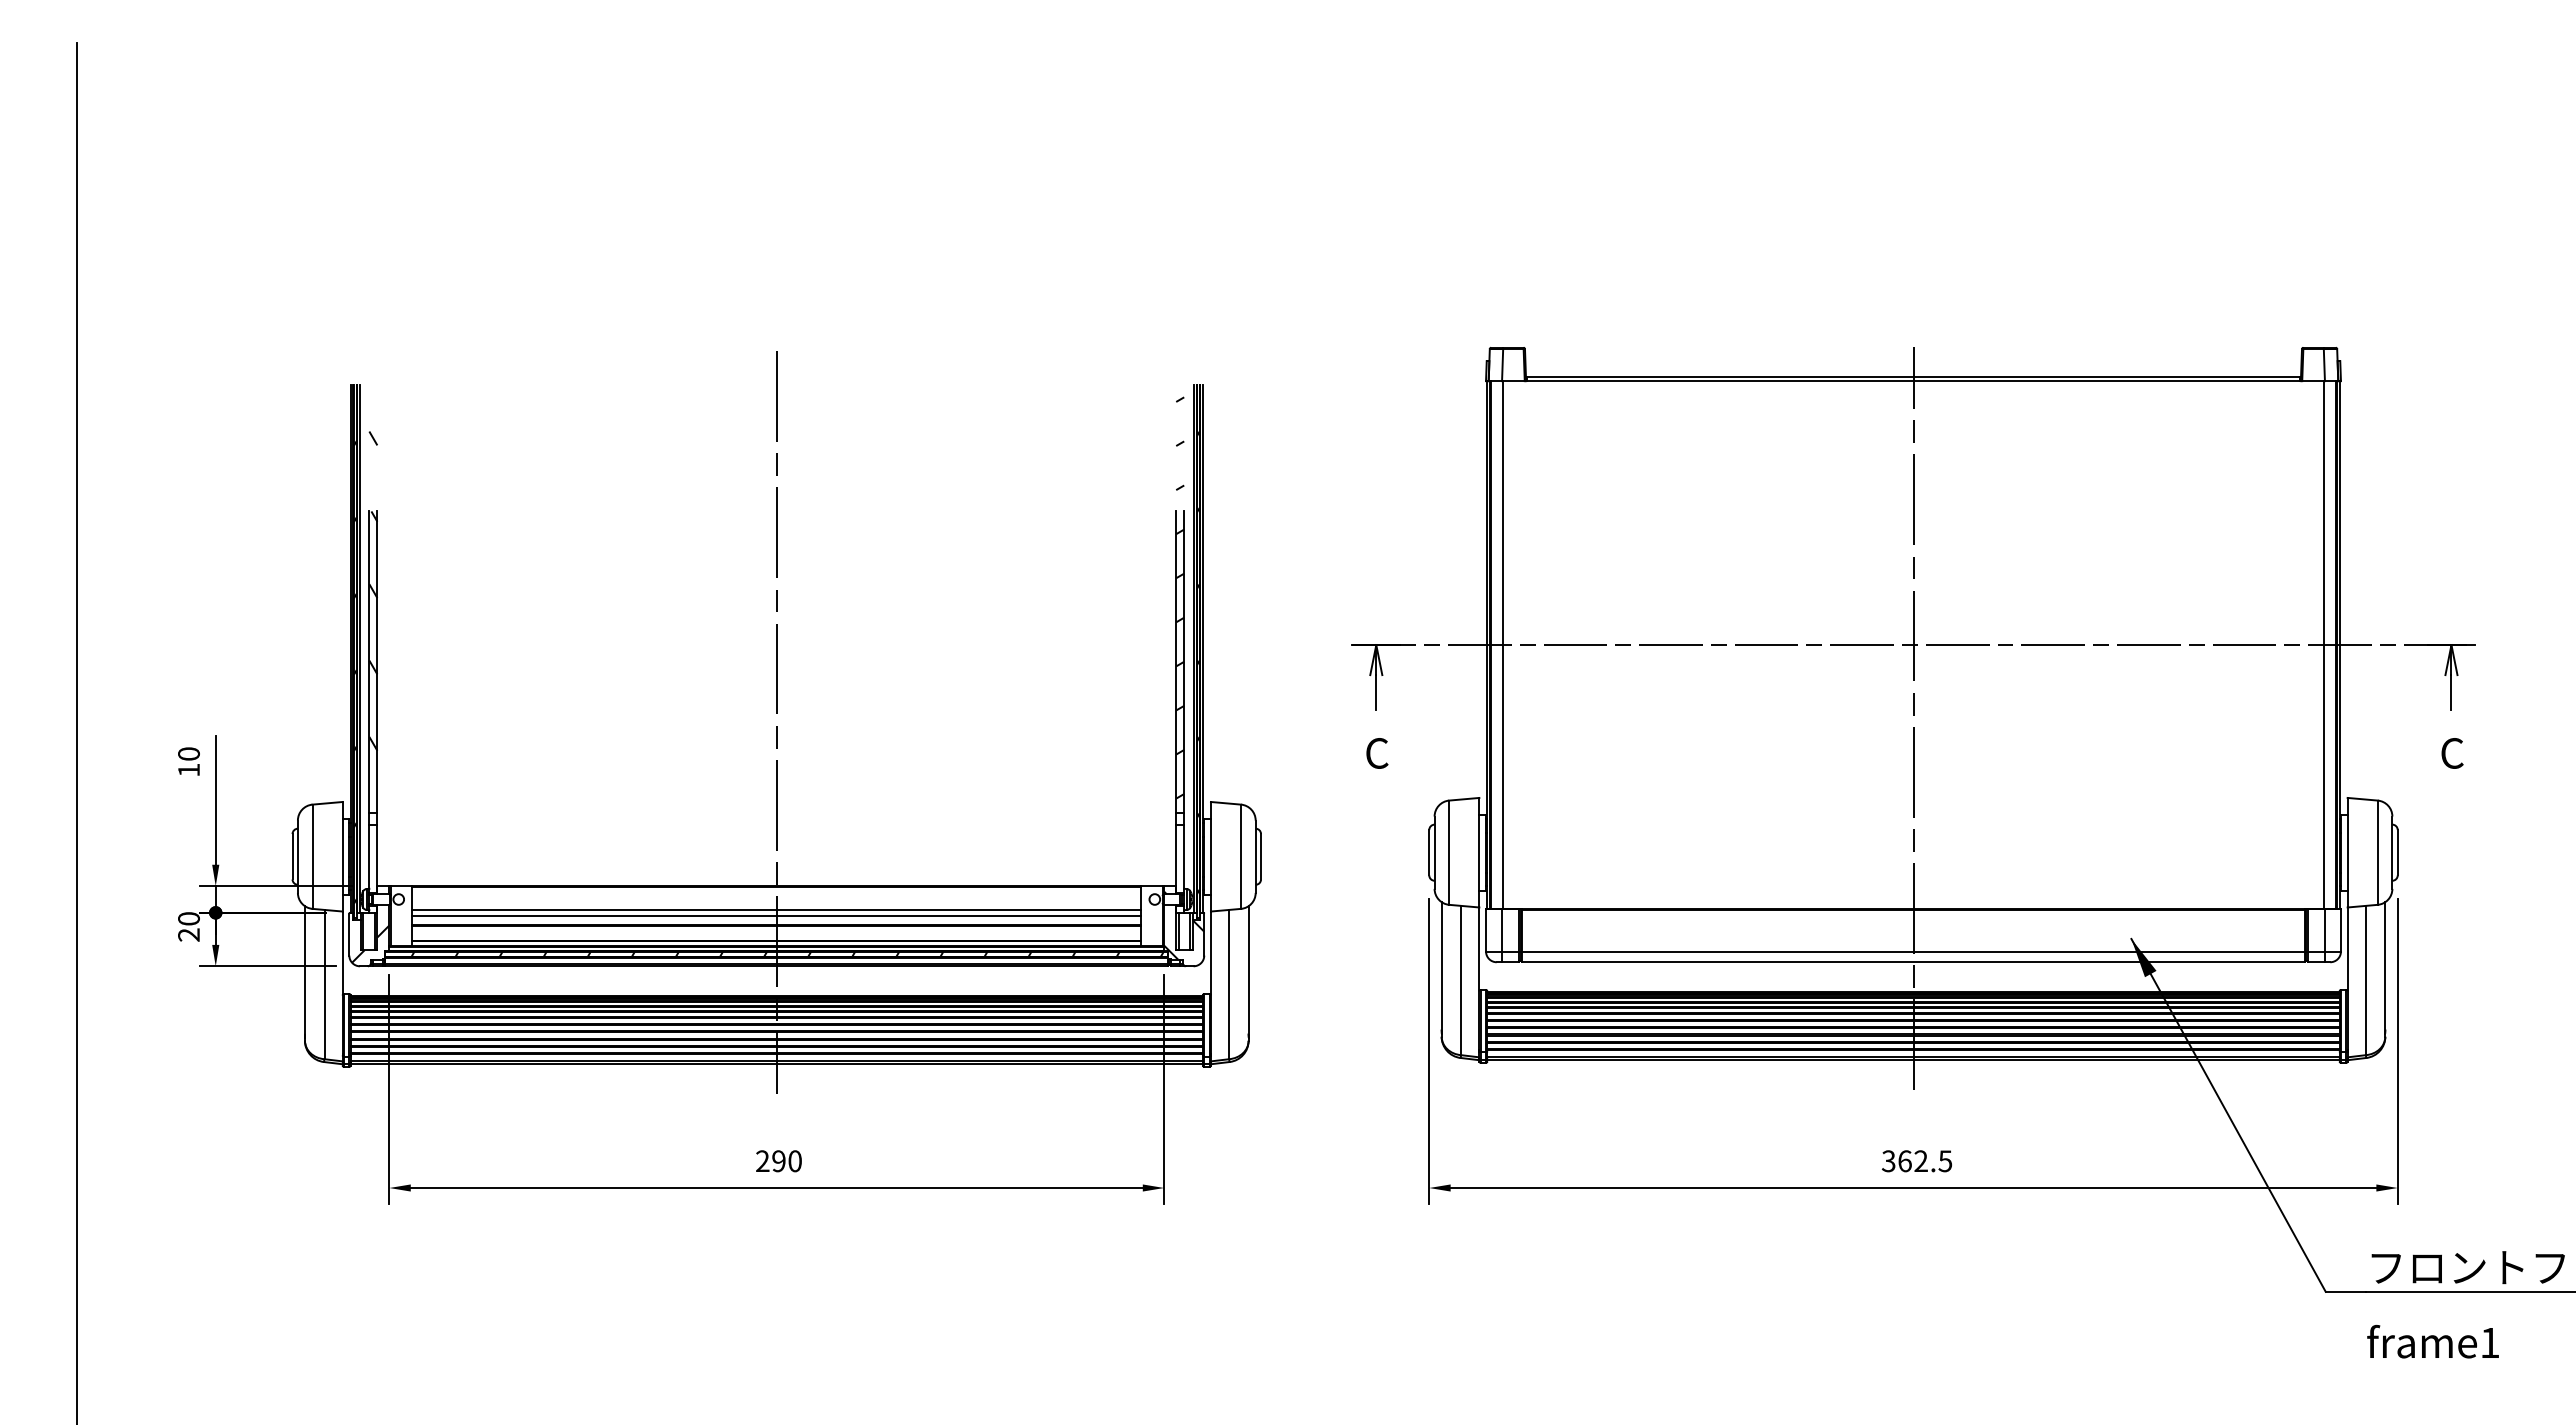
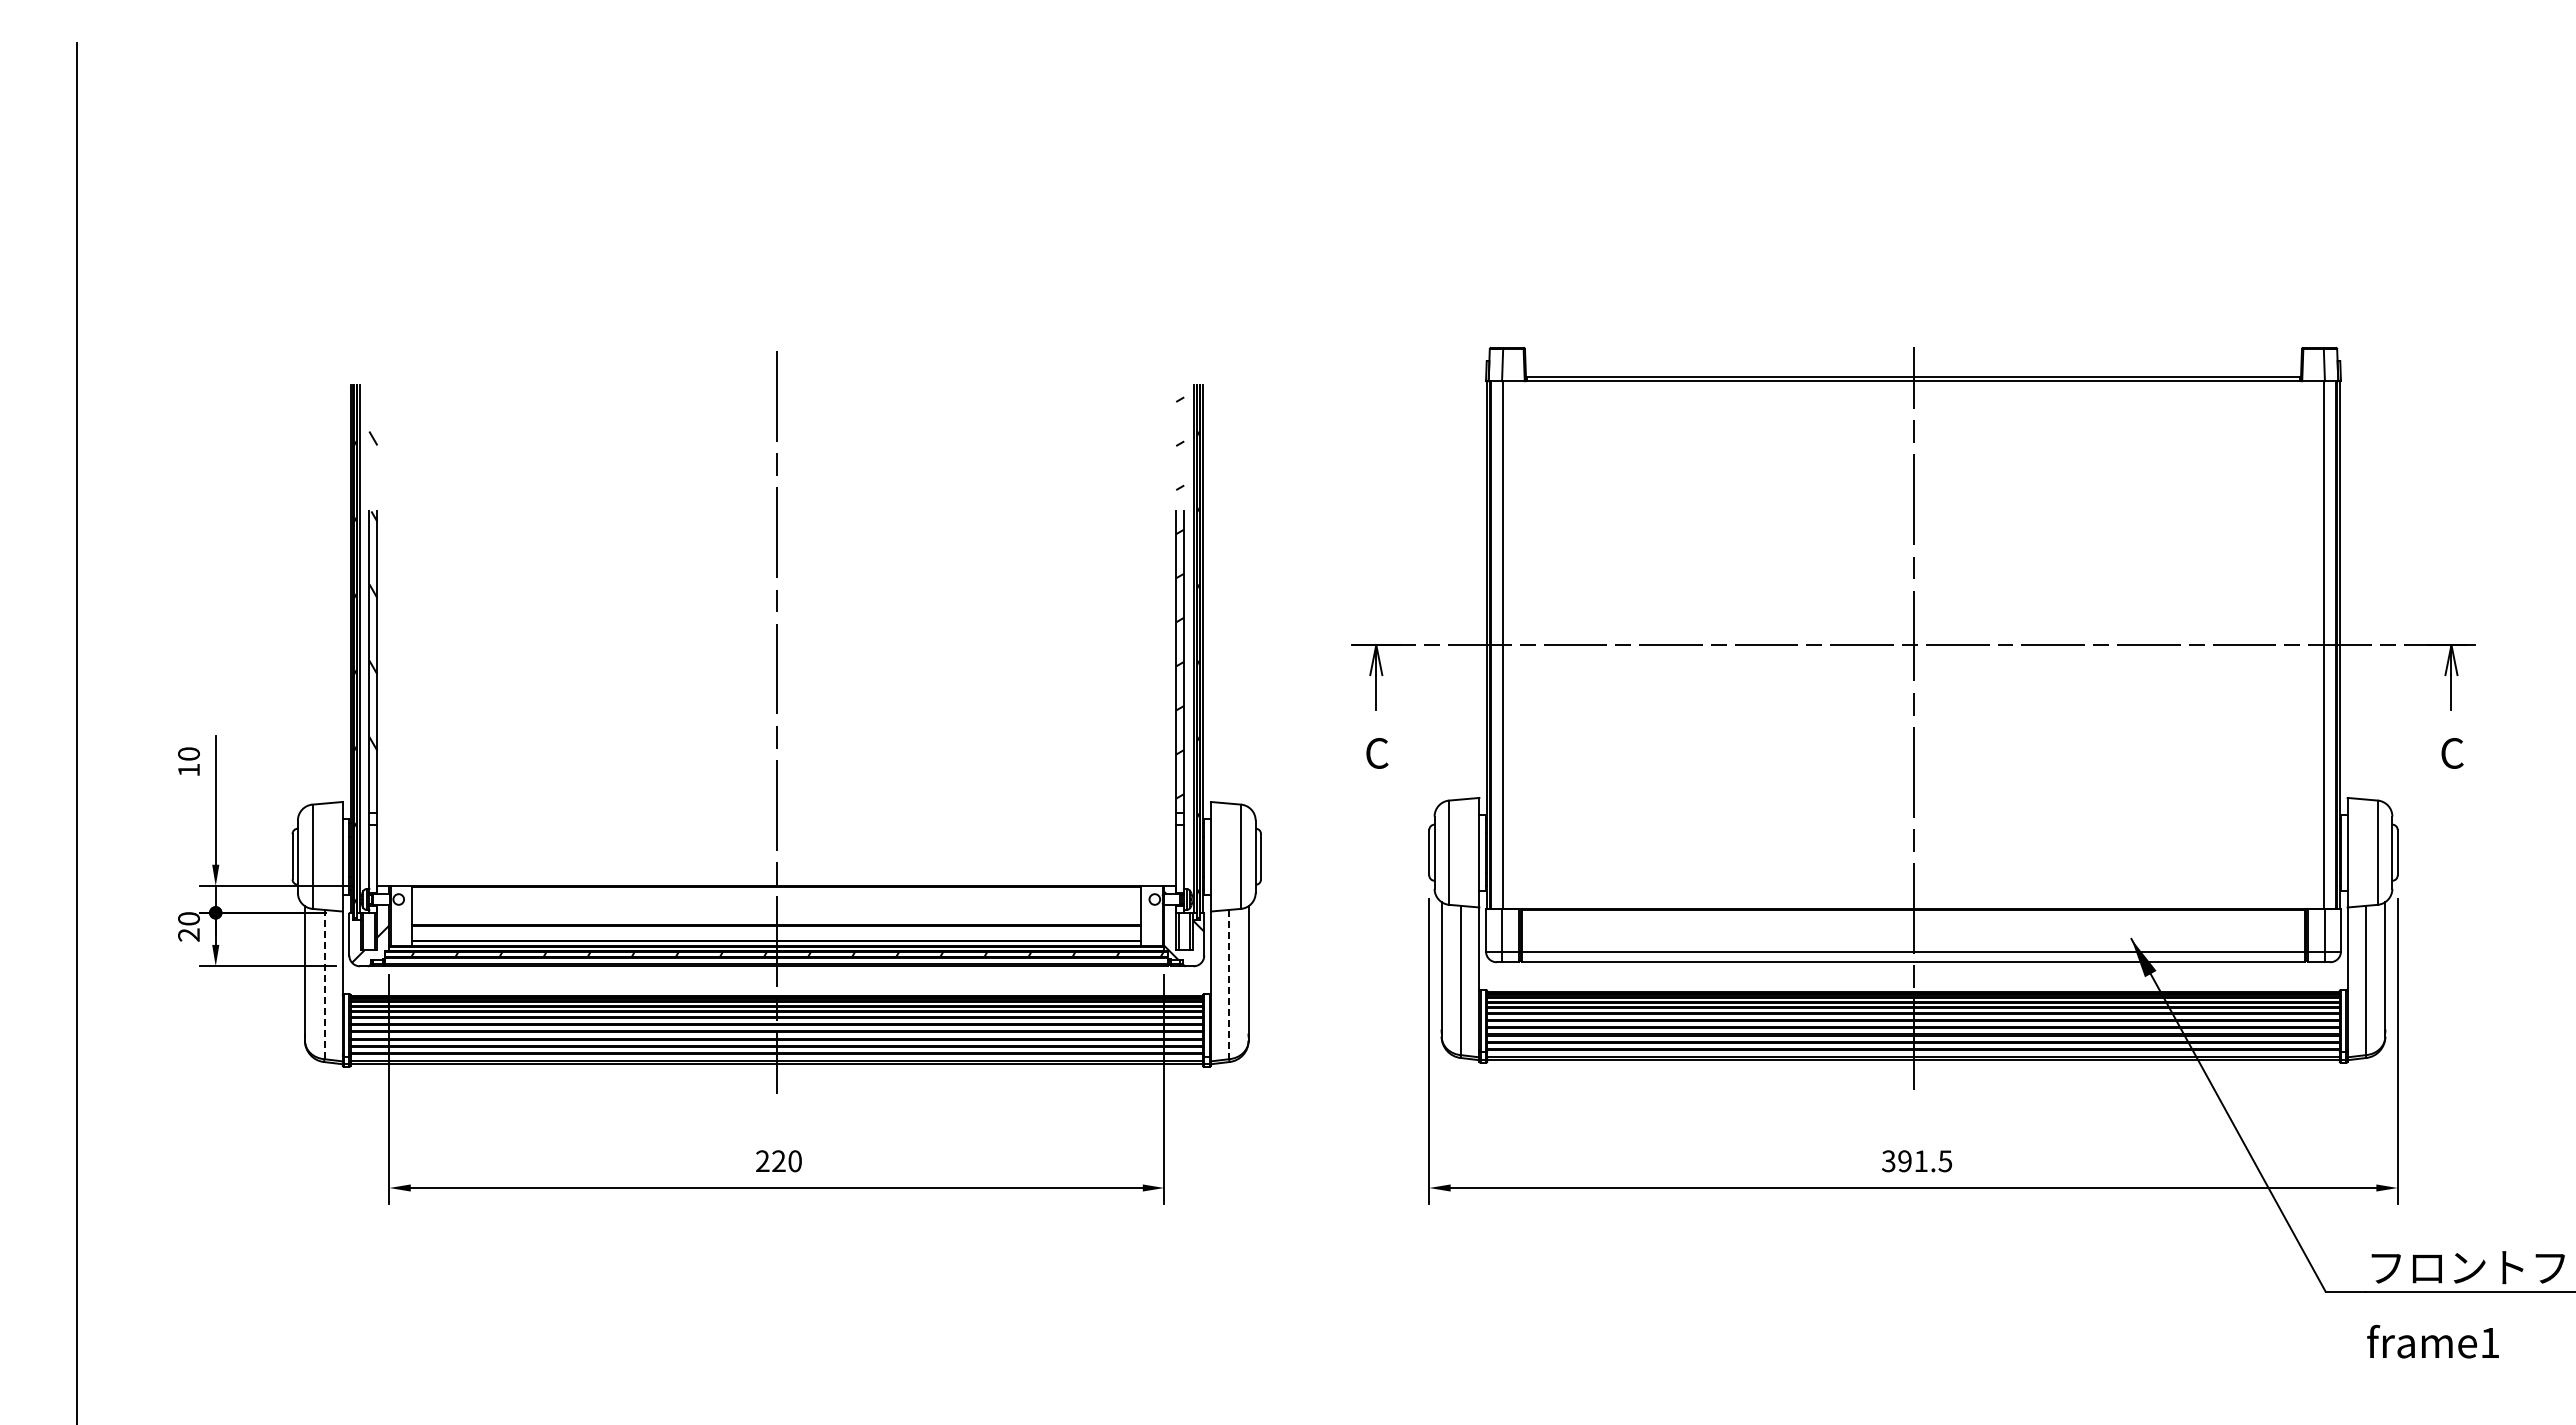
line: present -> none (776, 910)
line: present -> none (776, 915)
line: solid -> dashed (324, 984)
line: solid -> dashed (1229, 984)
text: 290 -> 220 (778, 1161)
text: 362.5 -> 391.5 (1912, 1161)
